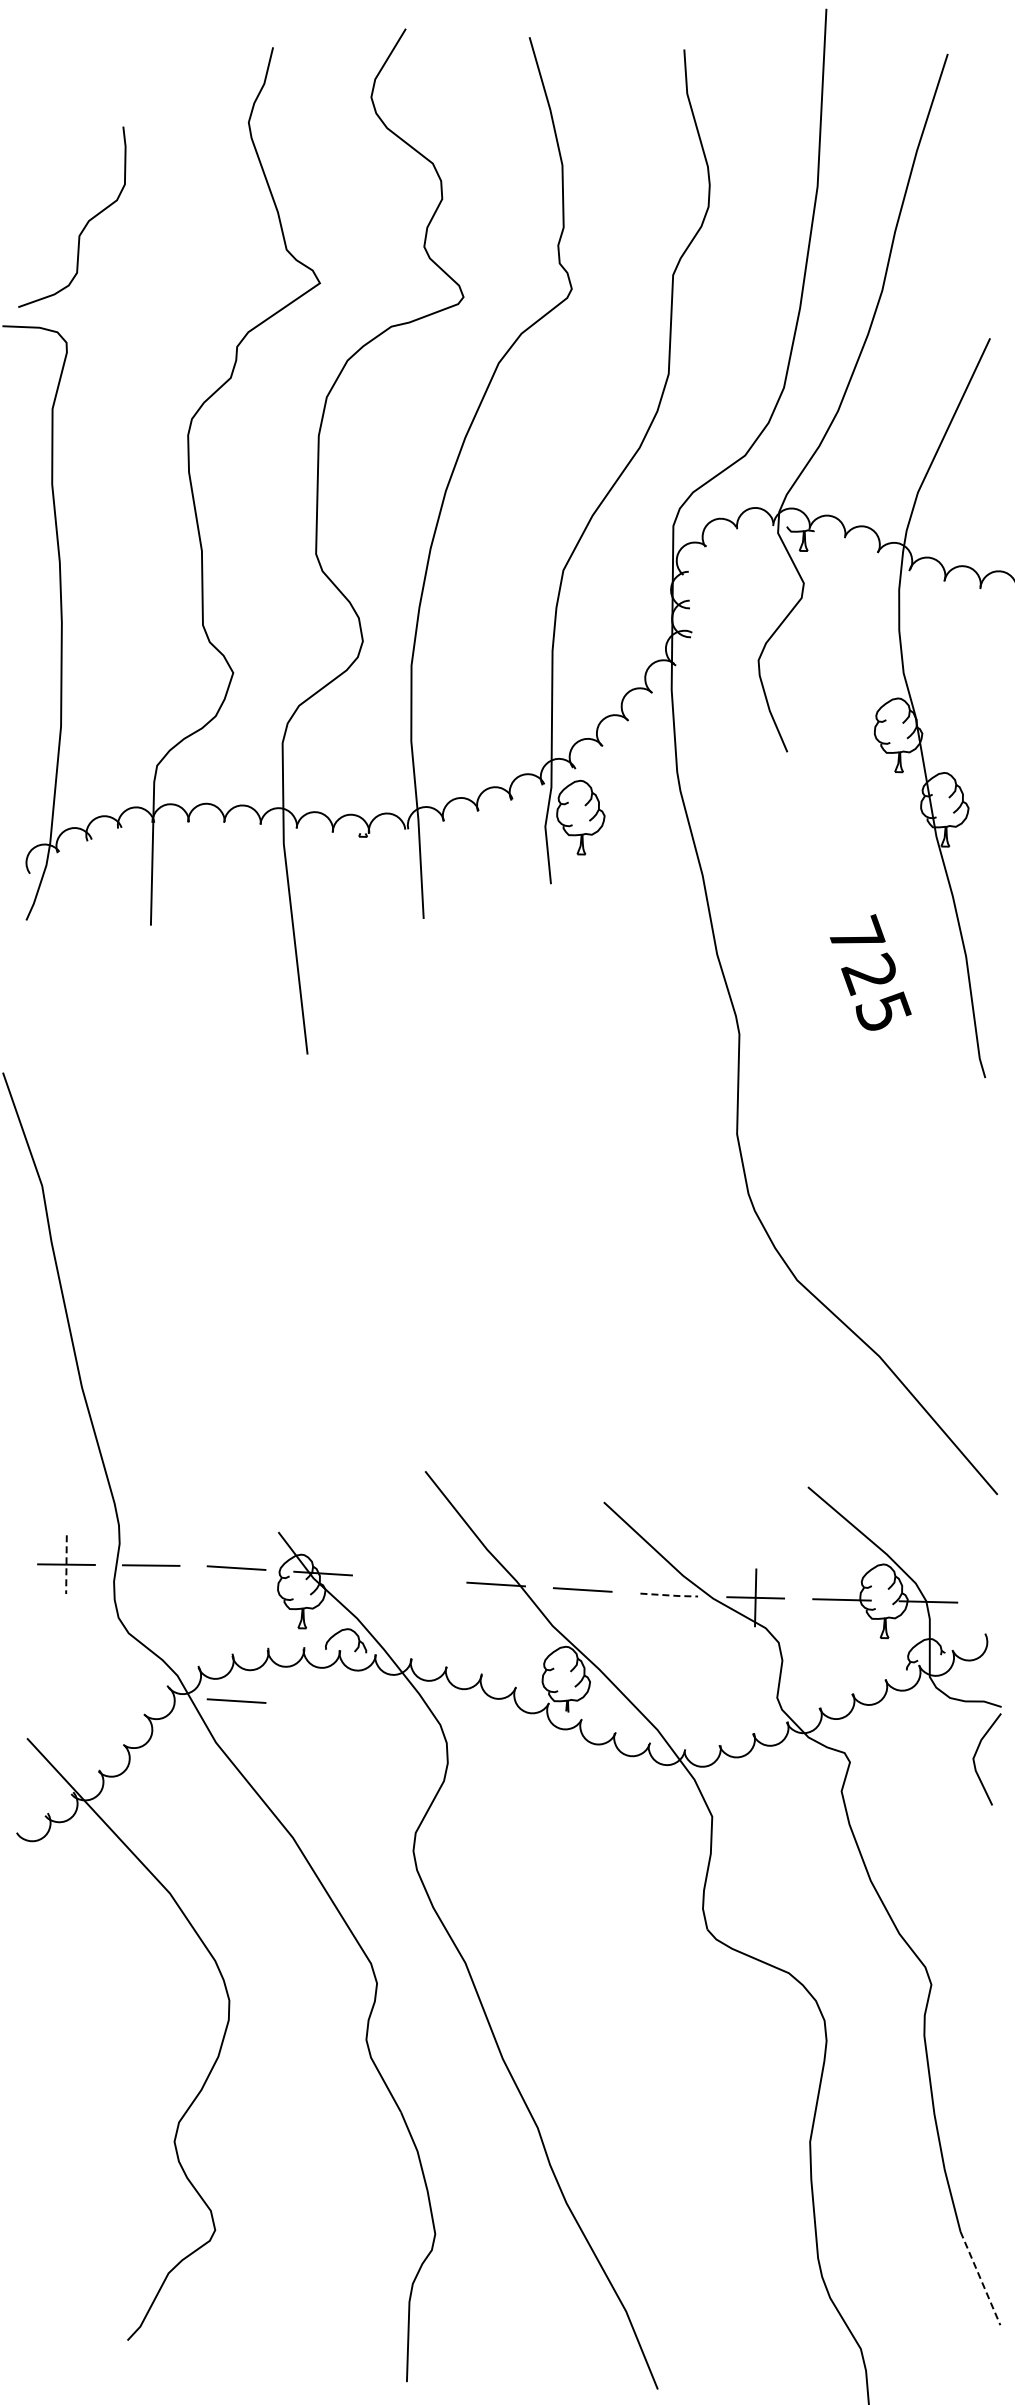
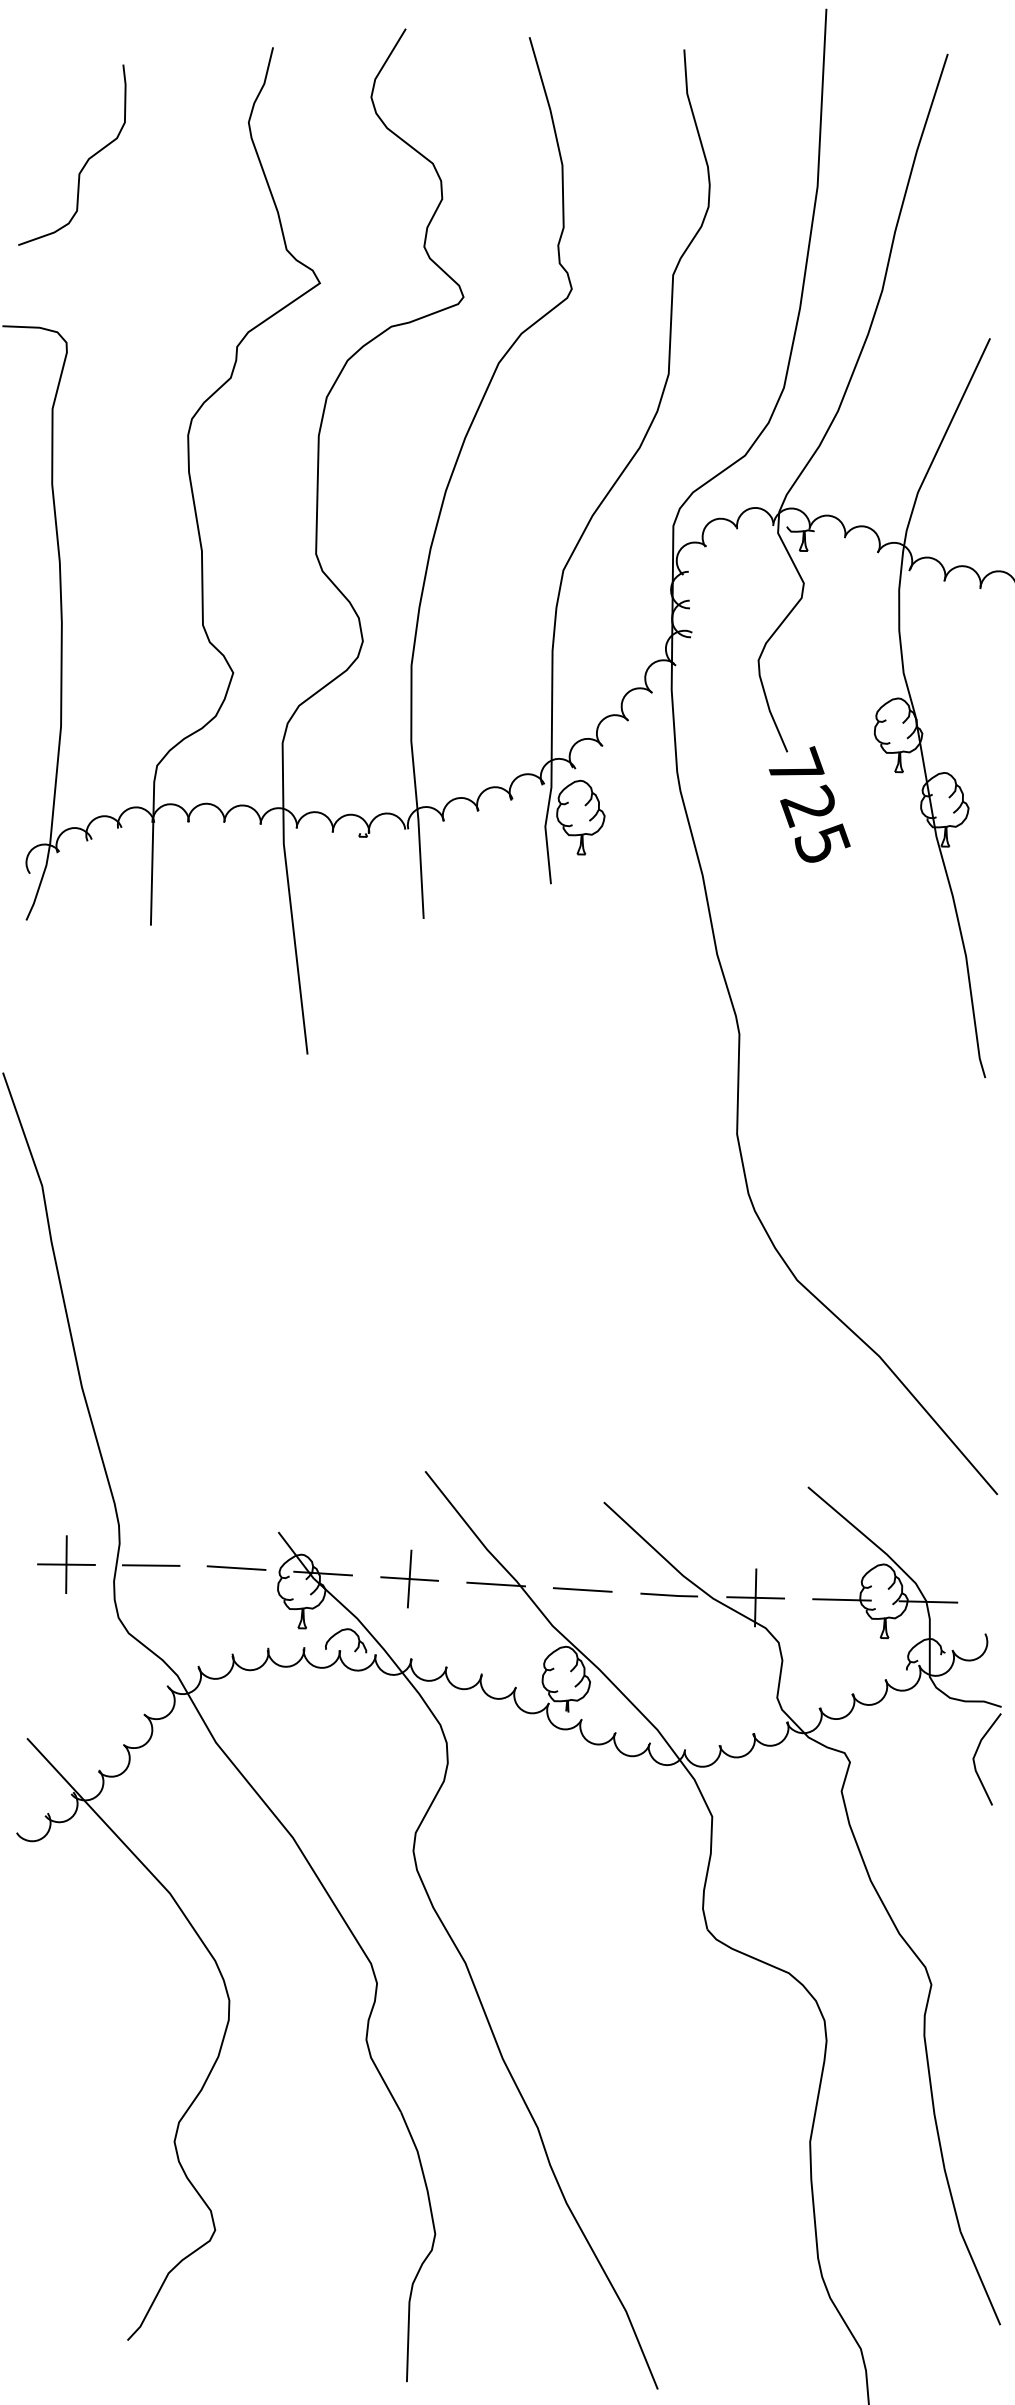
curve position: (86, 222) -> (86, 160) (86, 160)
text position: (870, 972) -> (809, 804) (809, 804)
line: dashed -> solid (66, 1564)
part: none -> present (409, 1578)
line: dashed -> solid (670, 1595)
line: present -> none (236, 1700)
line: dashed -> solid (980, 2278)
